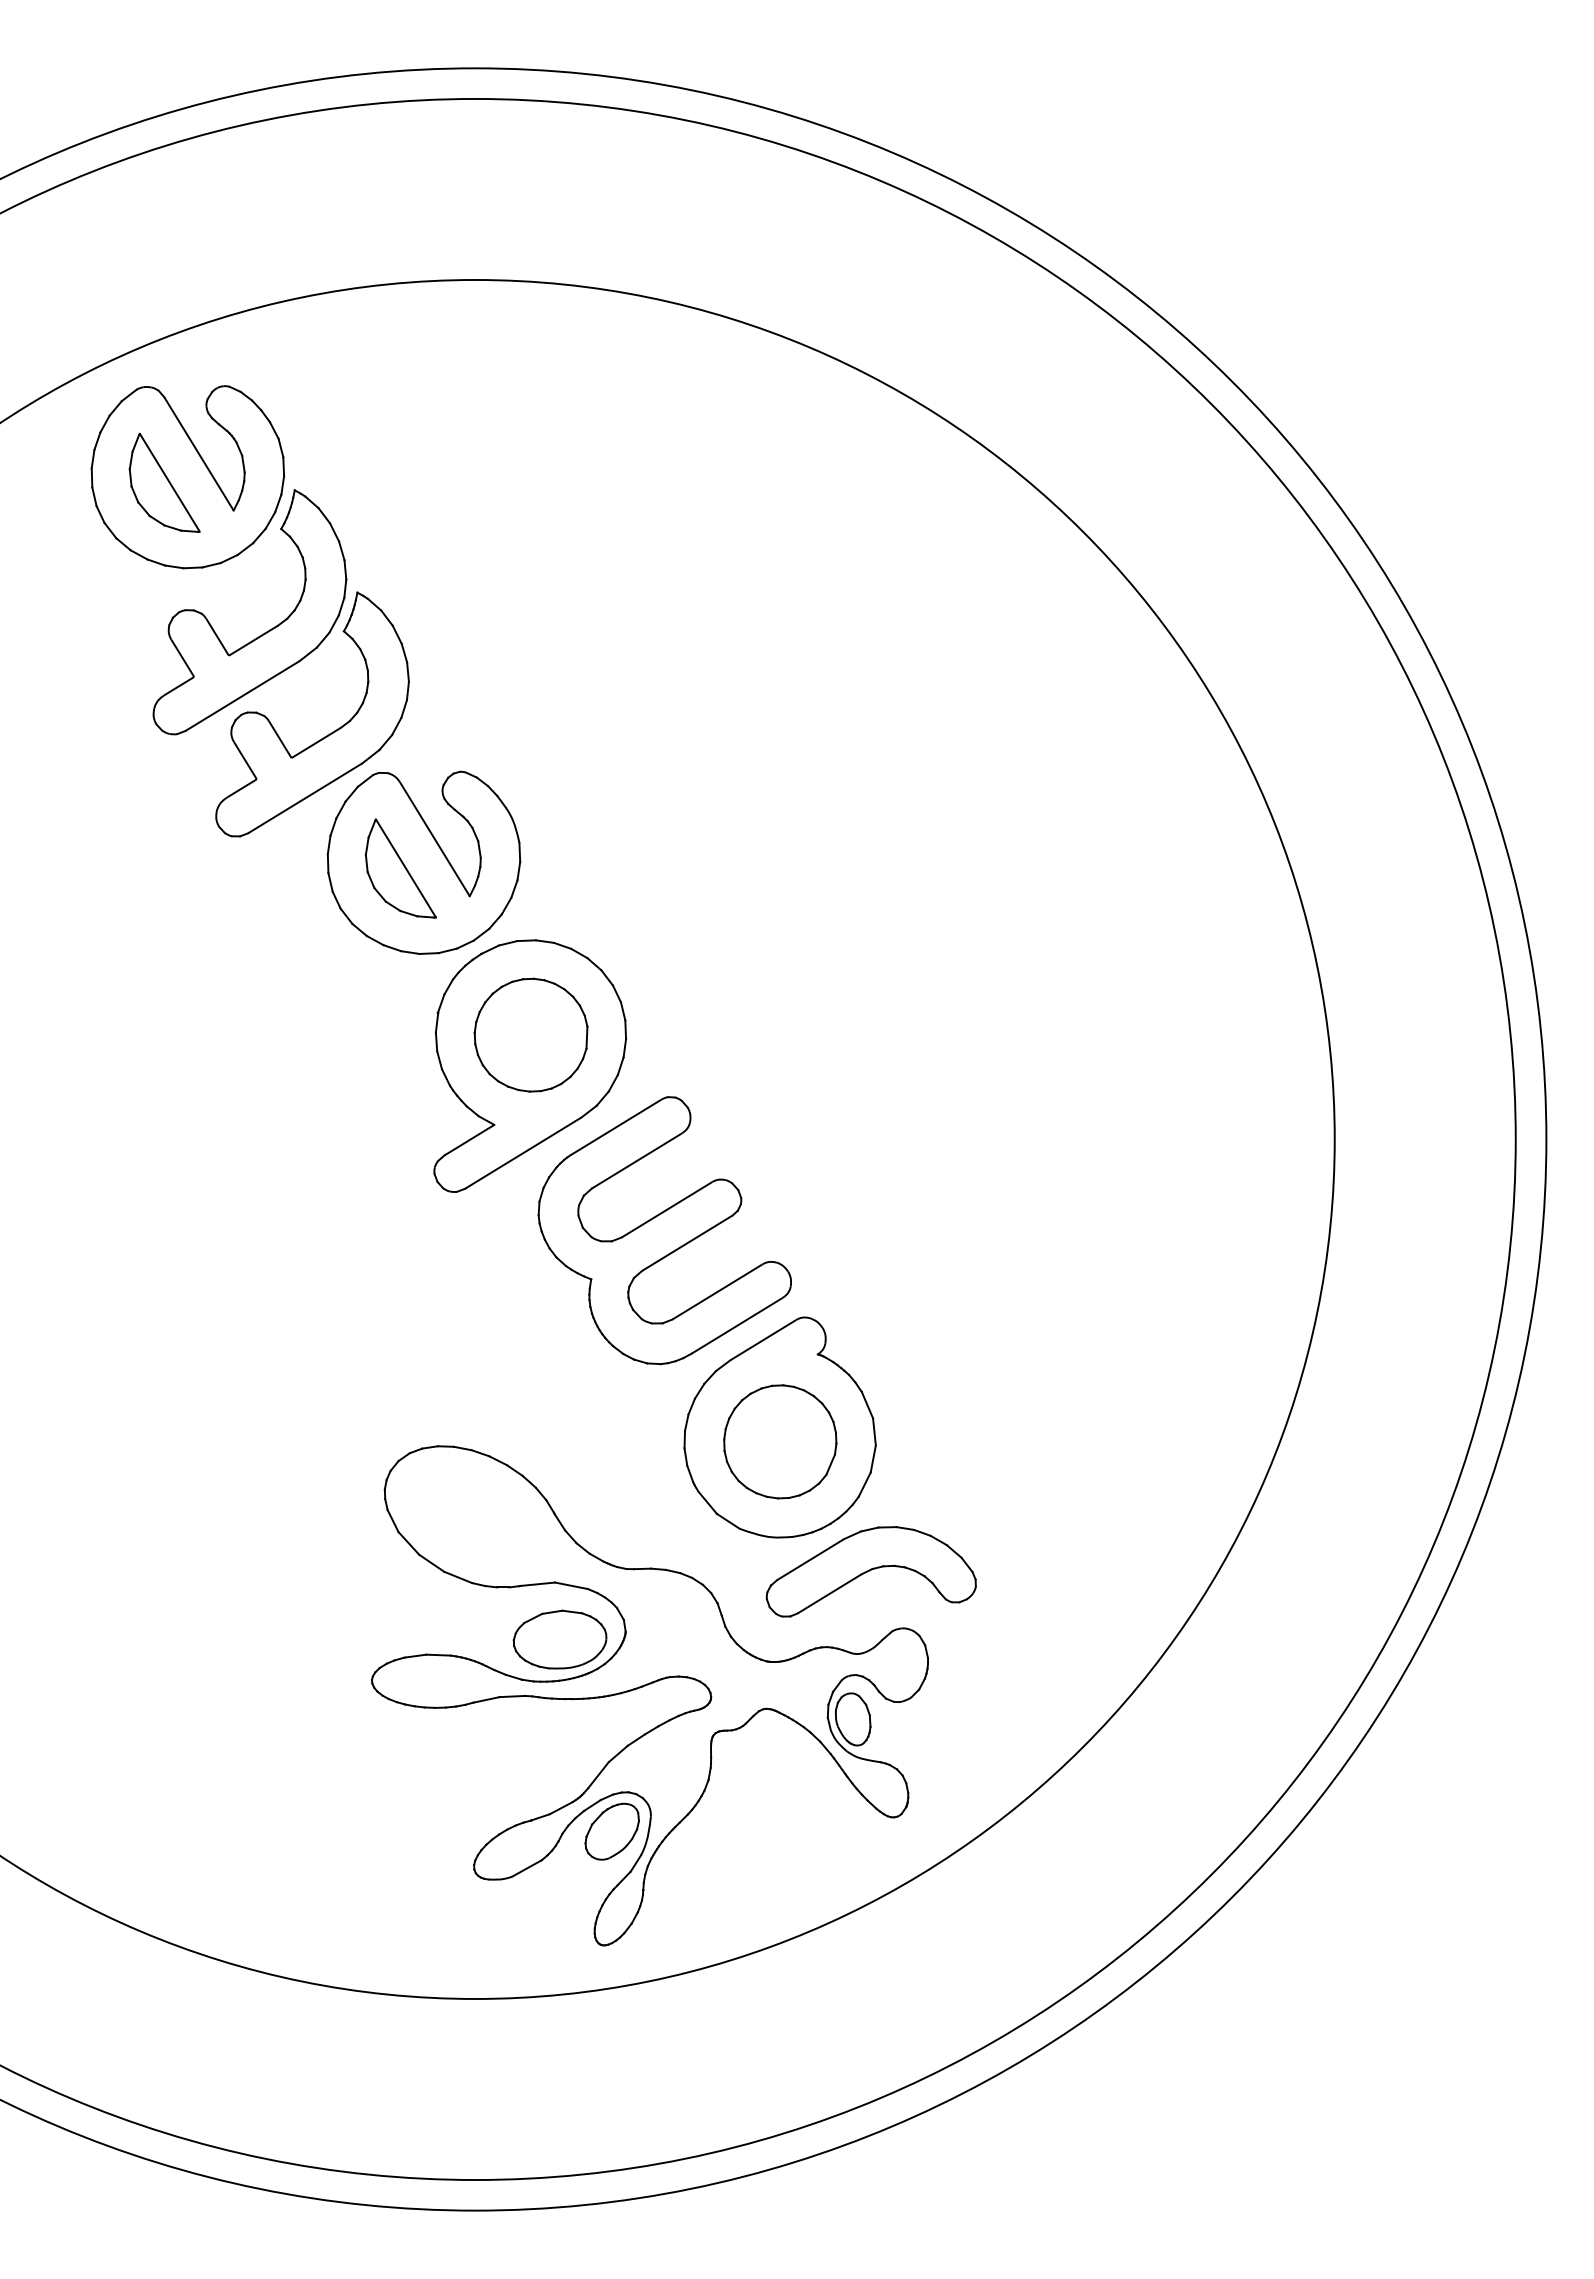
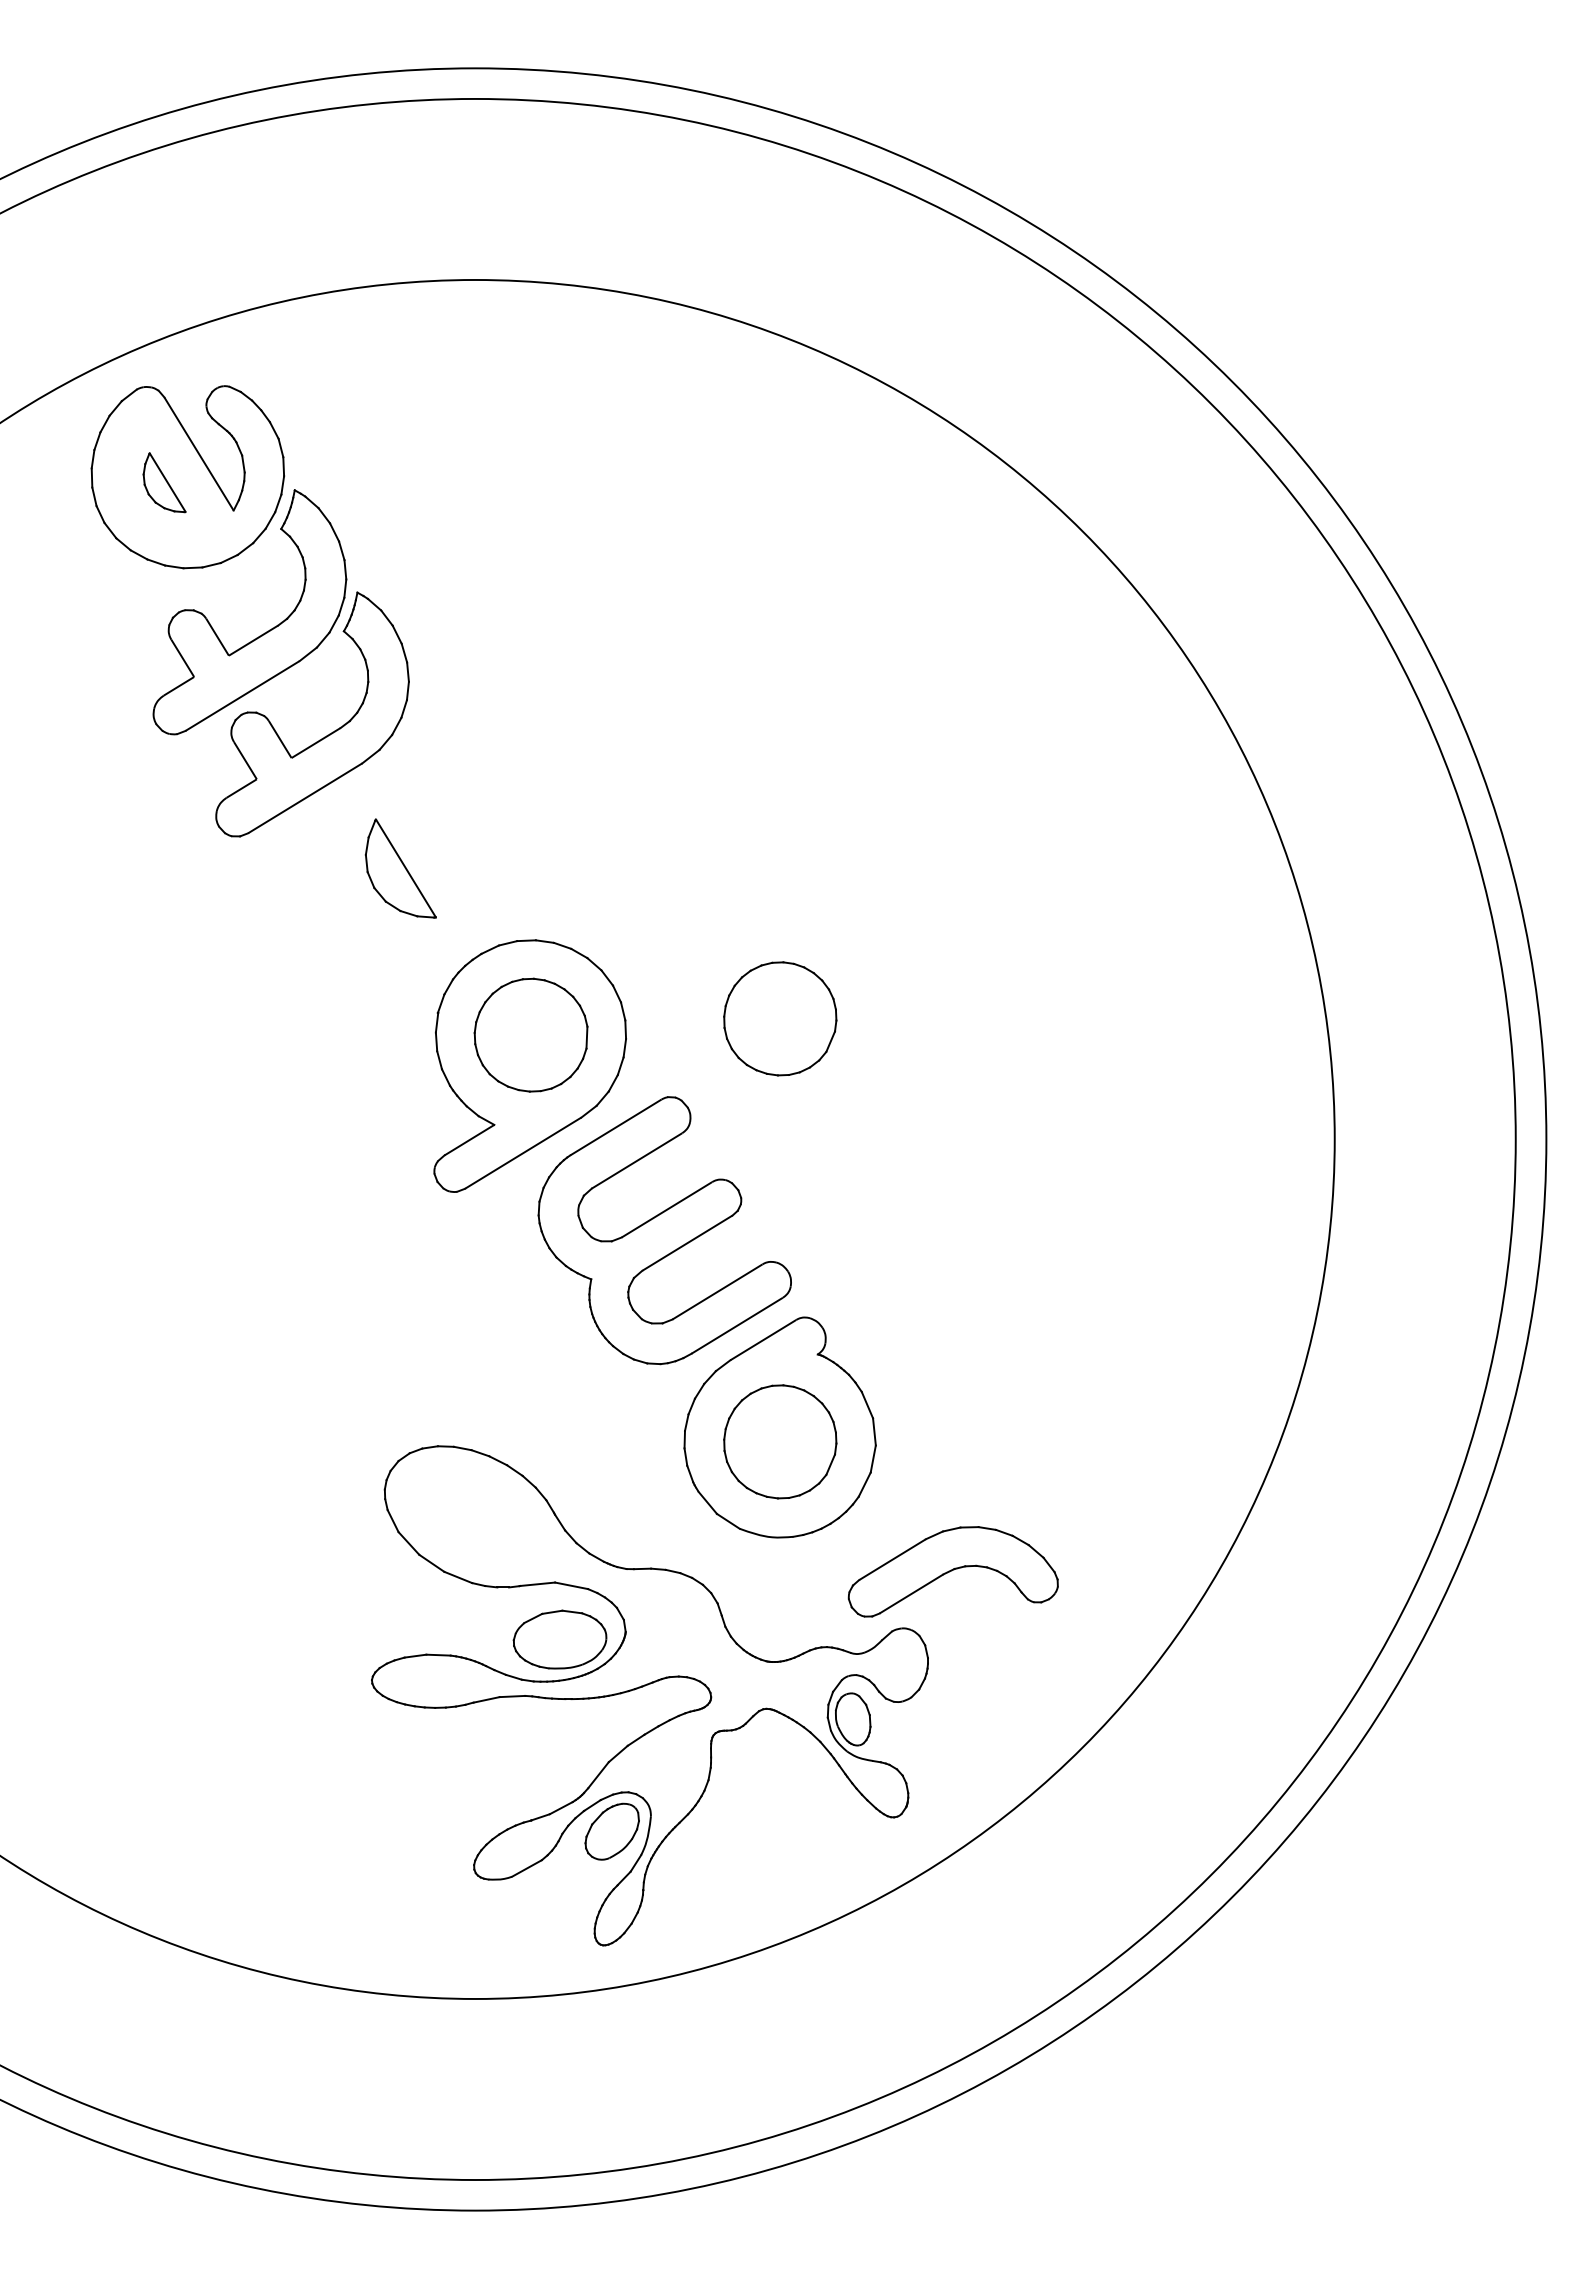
part size: 73x101 px -> 45x62 px (164, 482)
part: present -> none (423, 862)
part: none -> present (780, 1018)
part position: (870, 1571) -> (952, 1571) (952, 1571)
